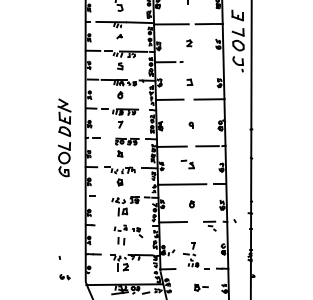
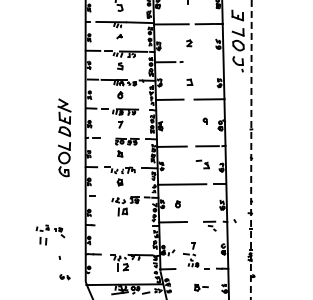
part position: (190, 124) -> (204, 120) (204, 120)
line: solid -> dashed (251, 150)
part position: (187, 164) -> (202, 164) (202, 164)
part position: (191, 204) -> (177, 204) (177, 204)
part position: (128, 234) -> (50, 234) (50, 234)
